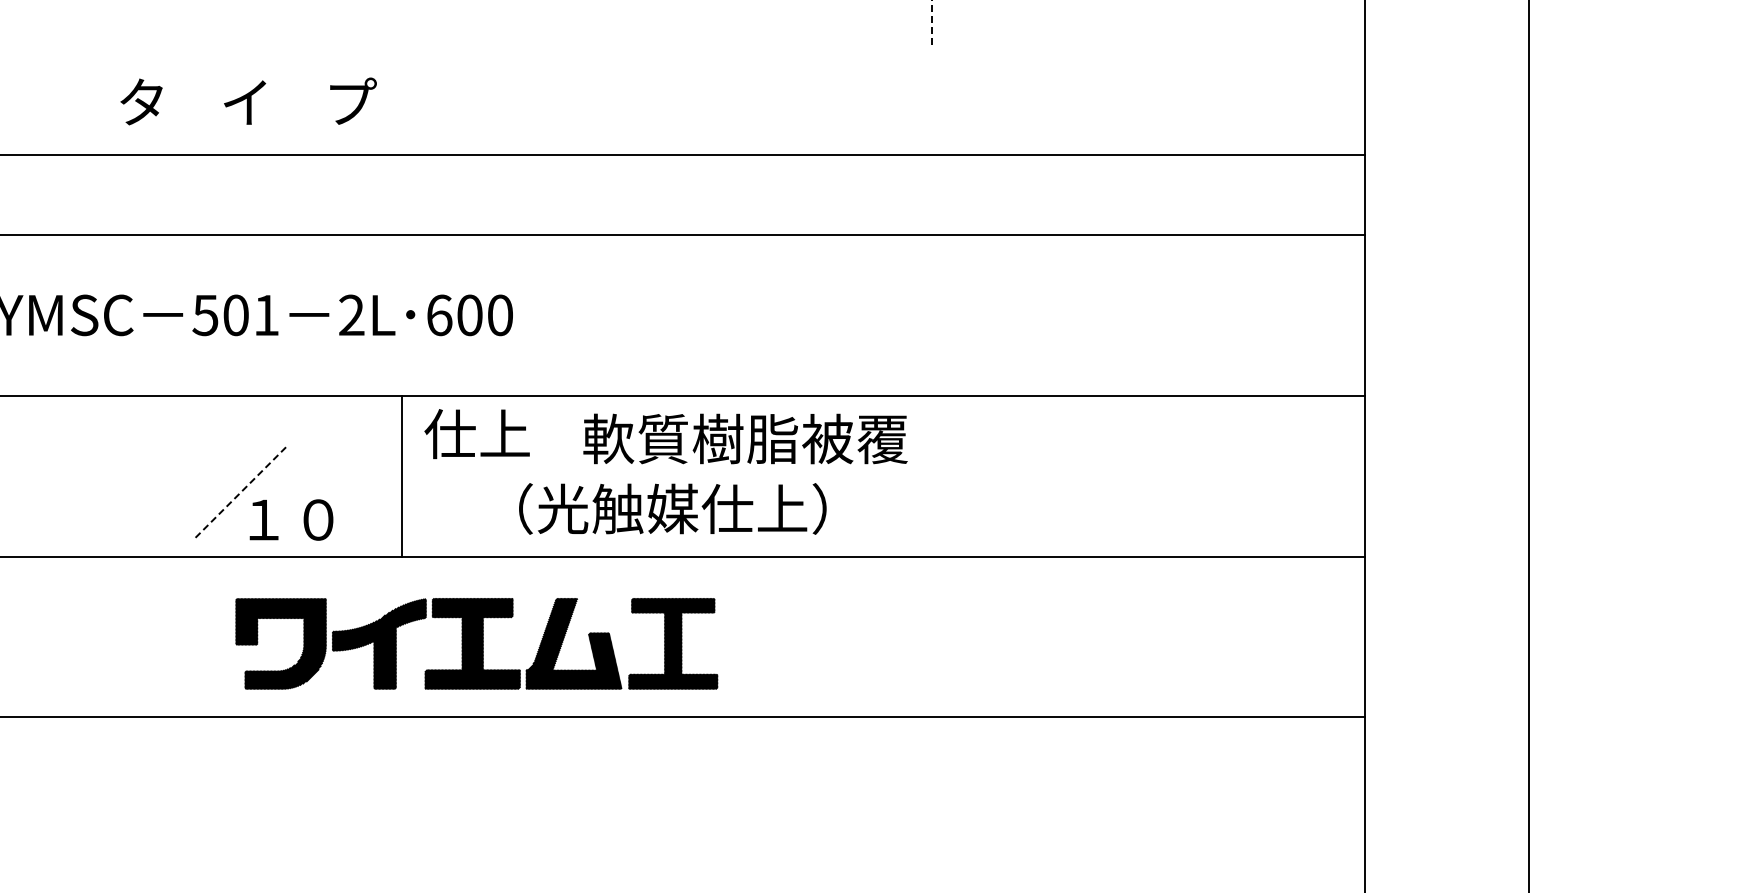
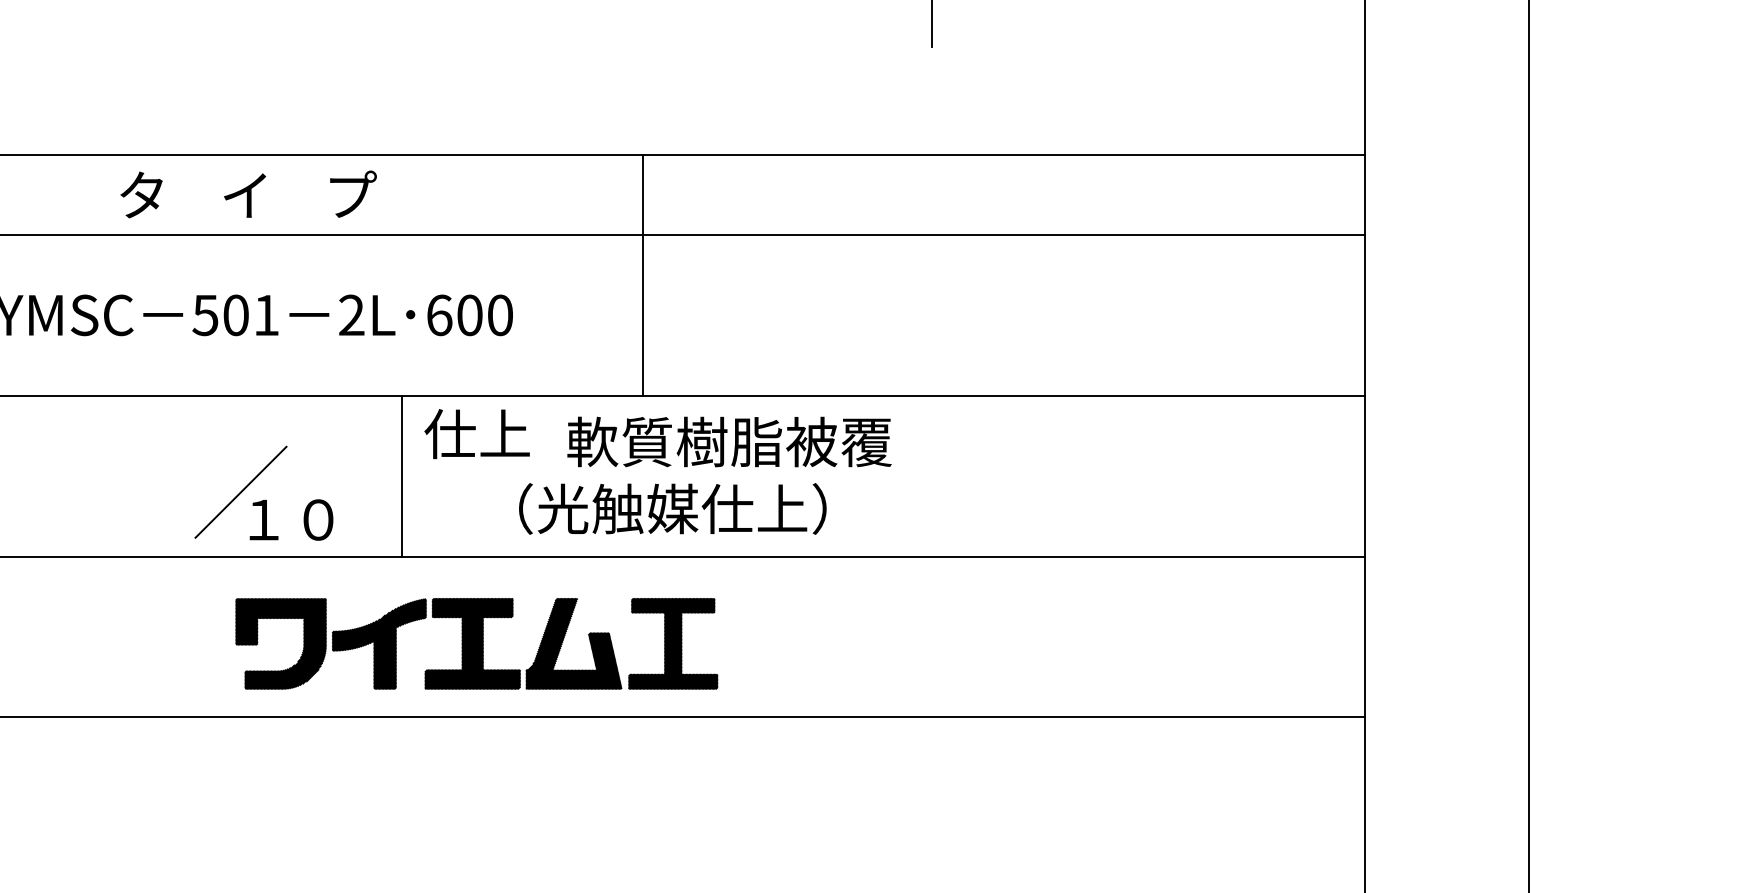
line: dashed -> solid (932, 24)
text position: (248, 101) -> (248, 194) (248, 194)
line: none -> present (643, 274)
text position: (745, 438) -> (729, 441) (729, 441)
line: dashed -> solid (241, 491)
